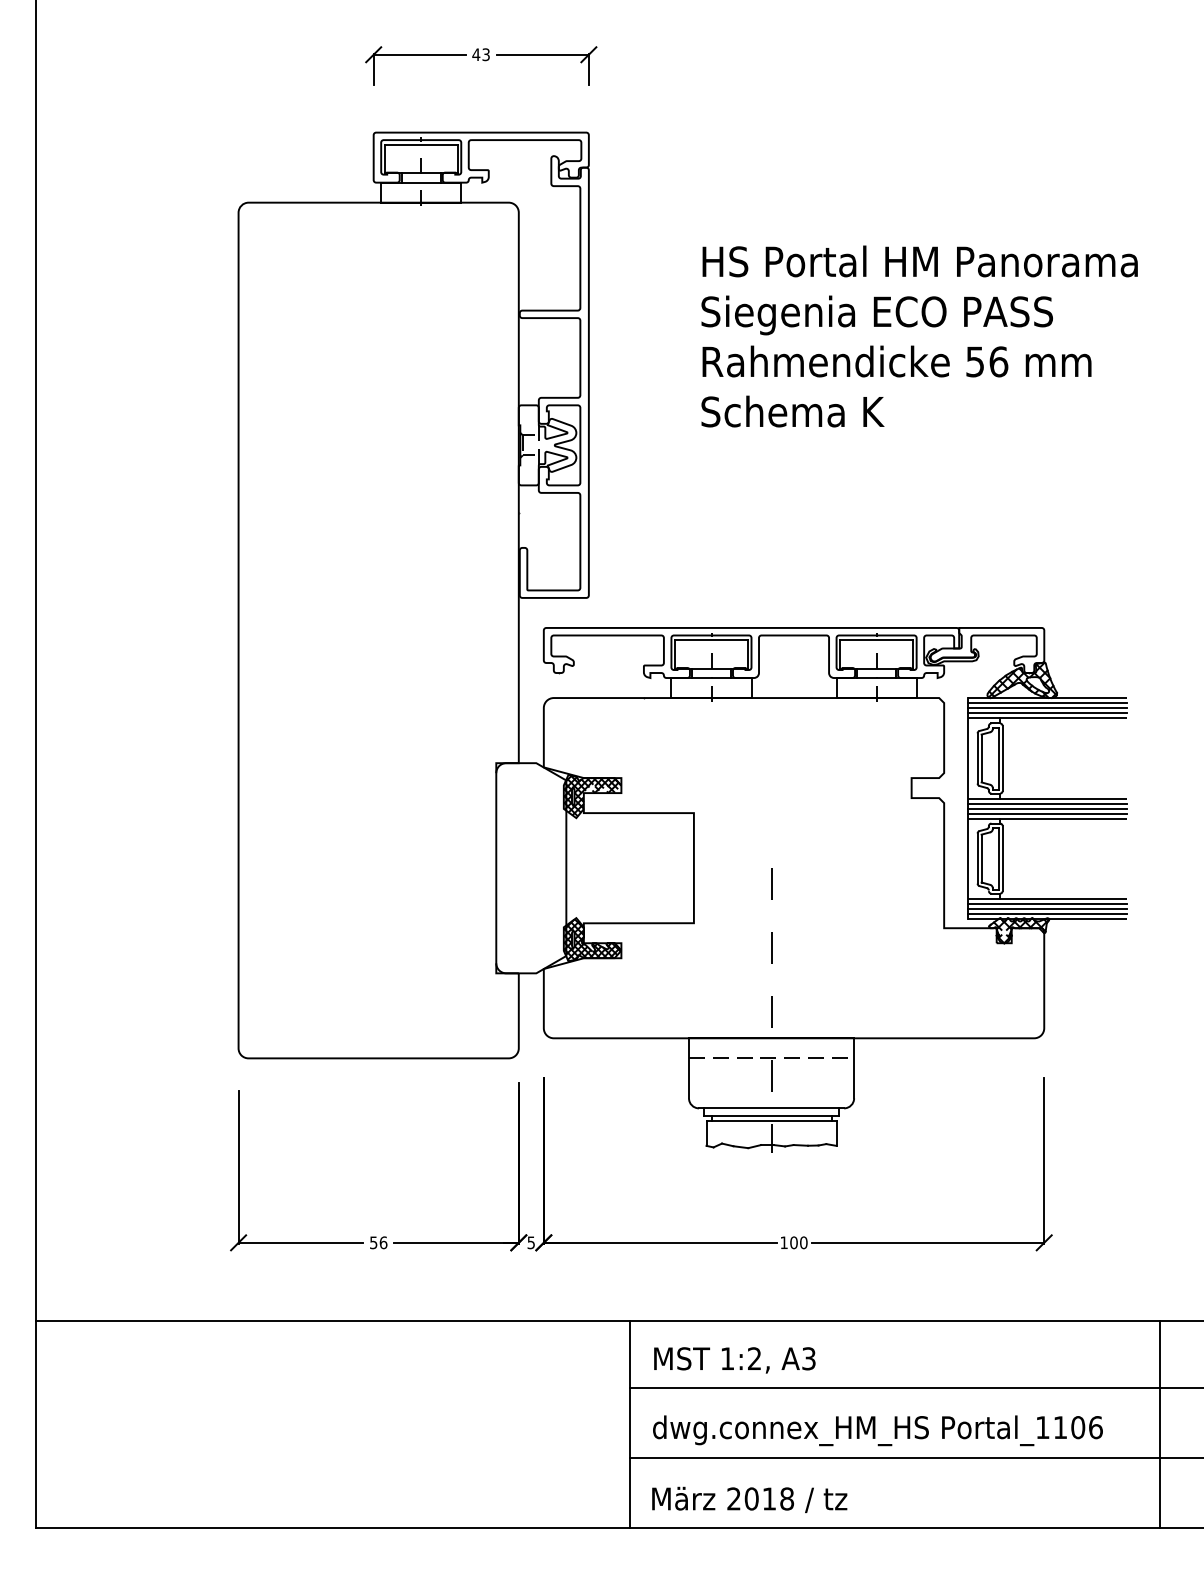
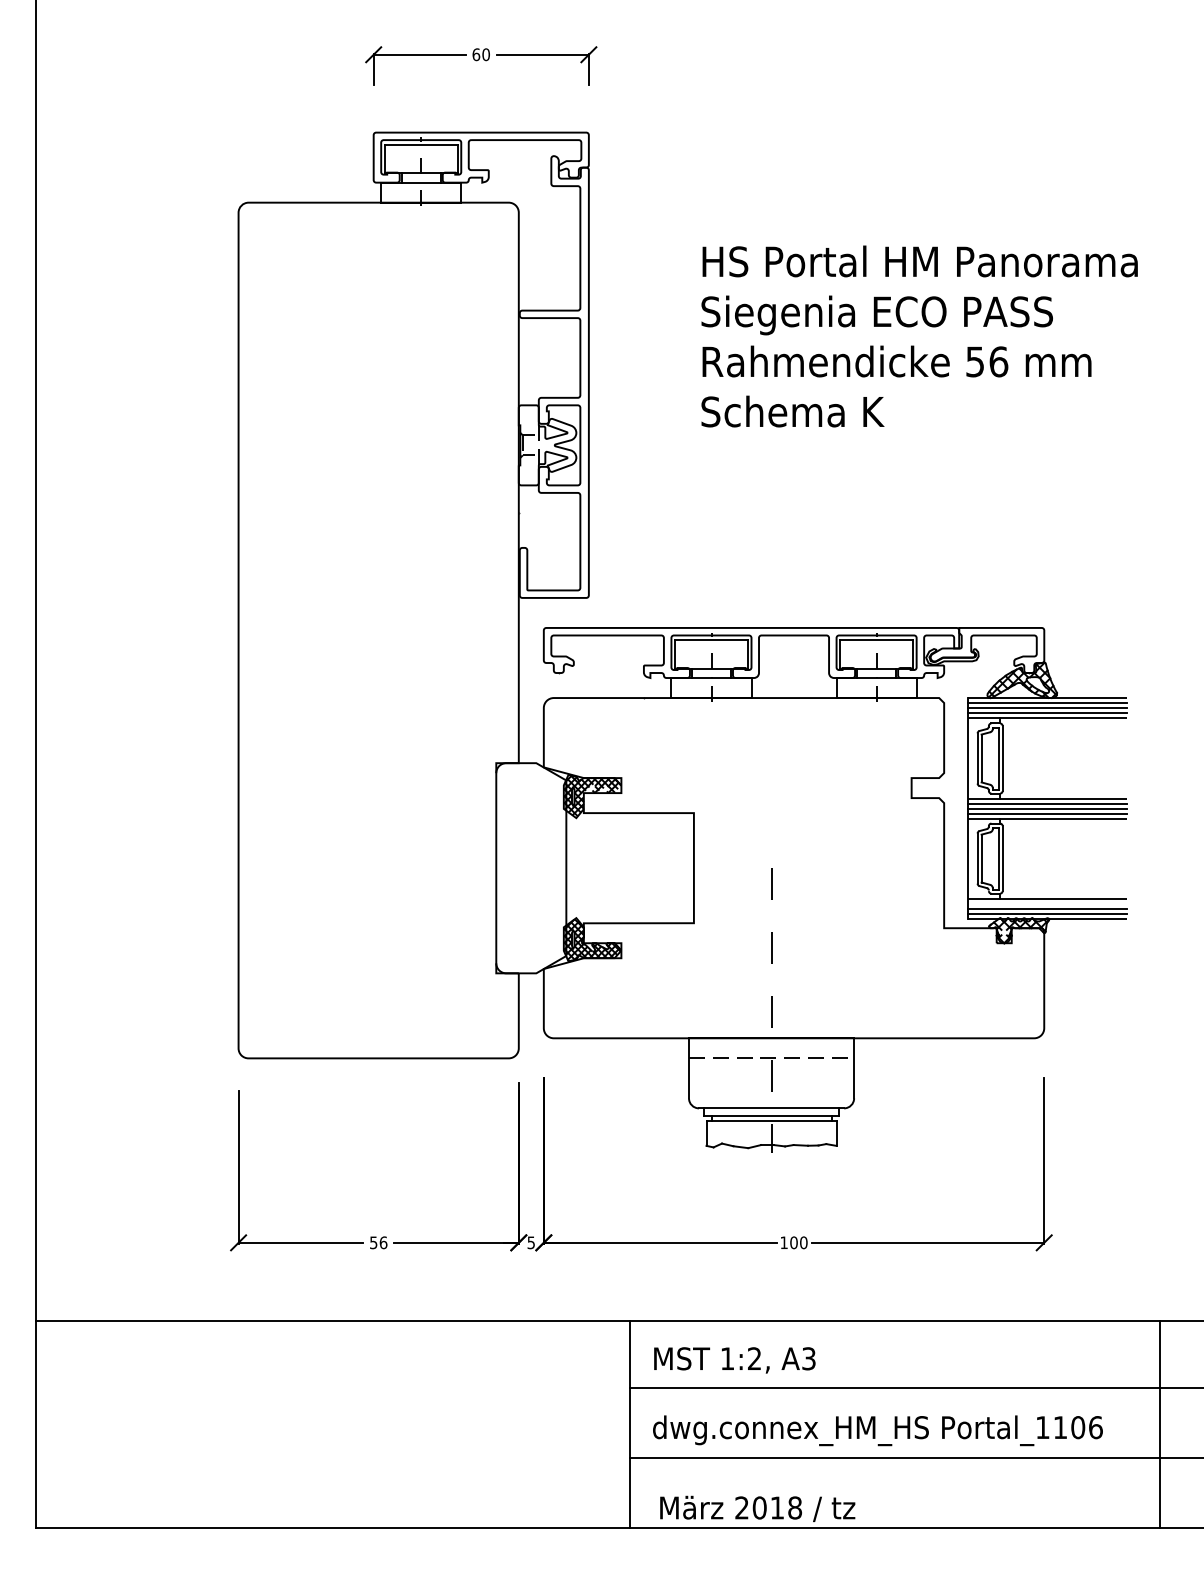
text: 43 -> 60 (480, 54)
line: present -> none (1047, 903)
text position: (749, 1499) -> (757, 1508) (757, 1508)
